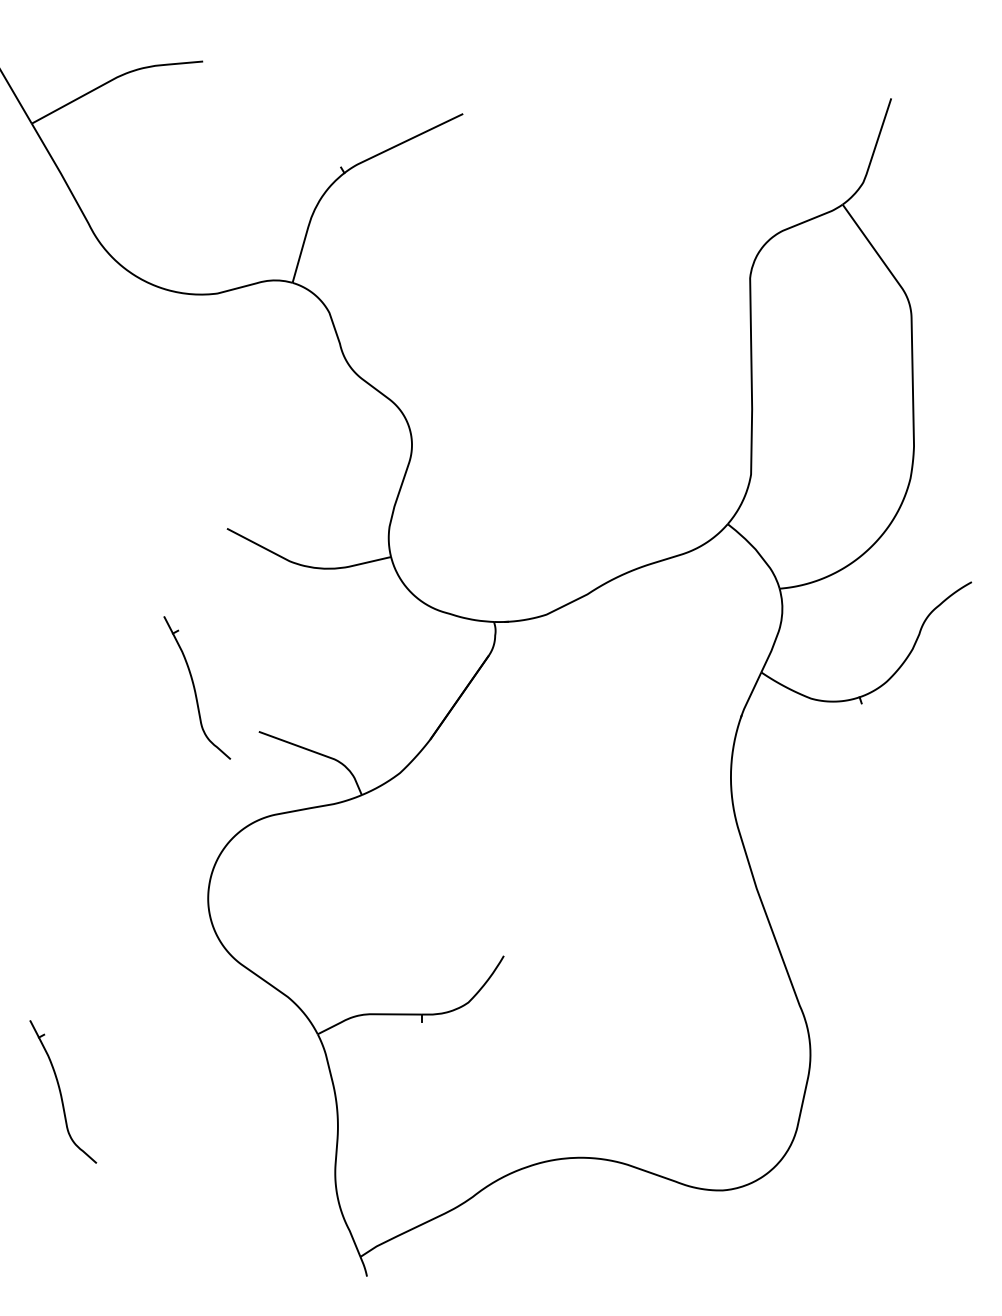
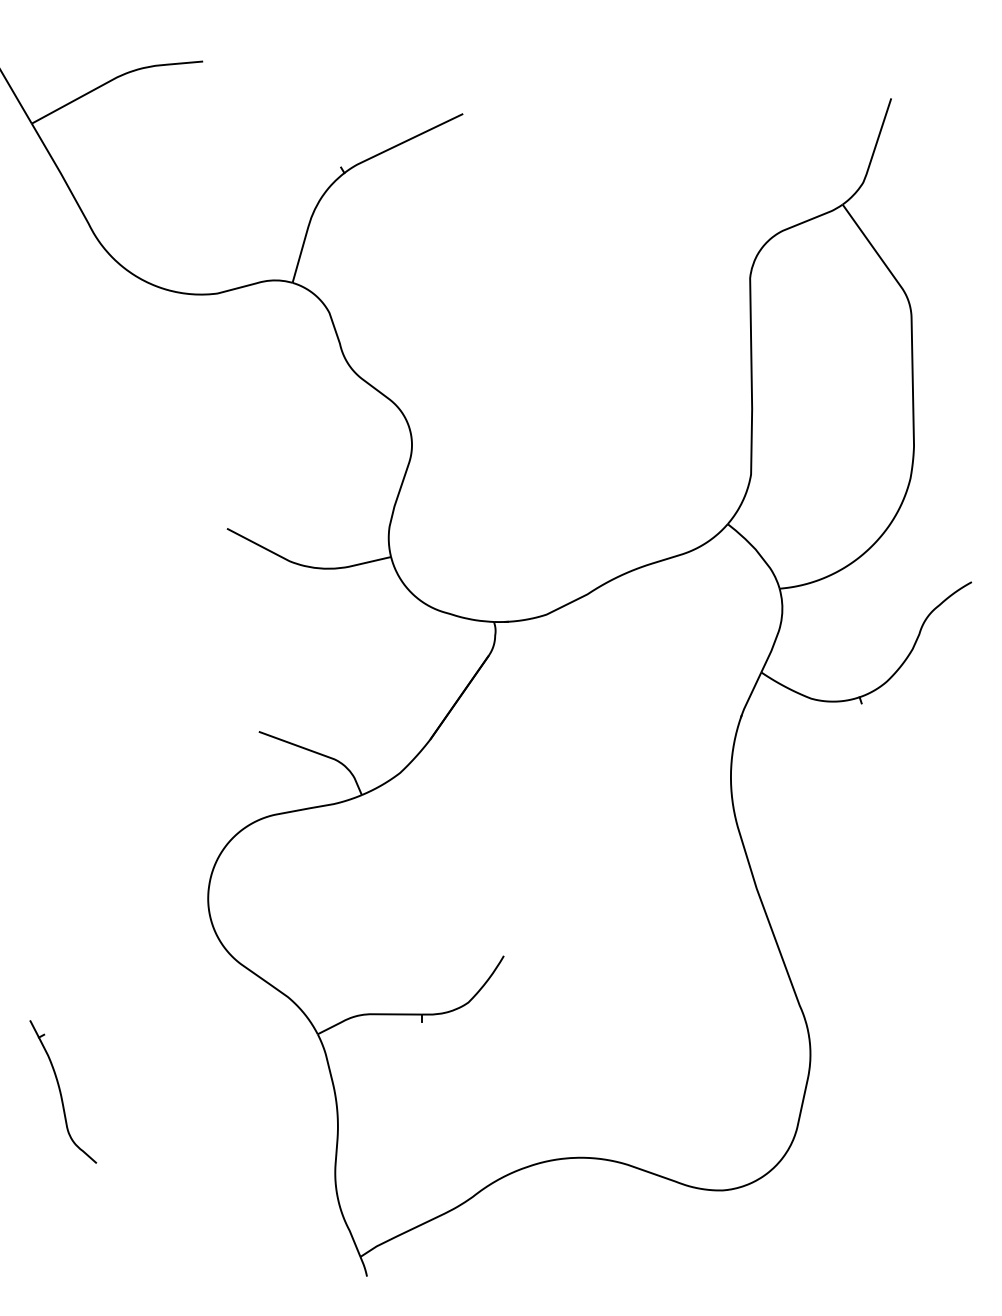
part: present -> none (197, 687)
